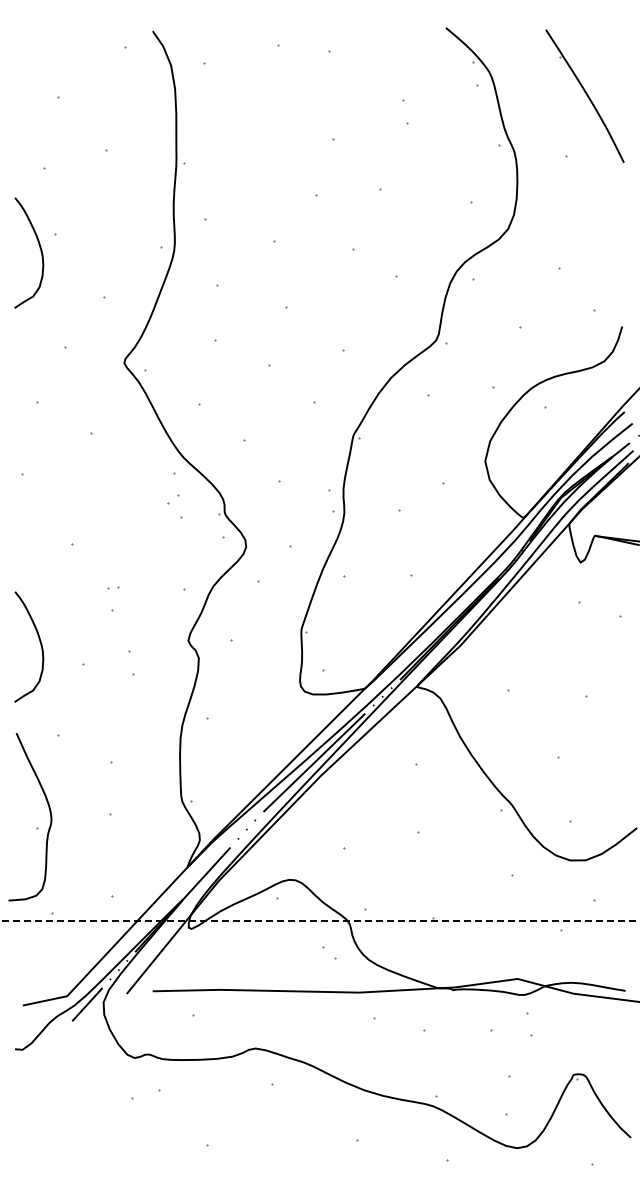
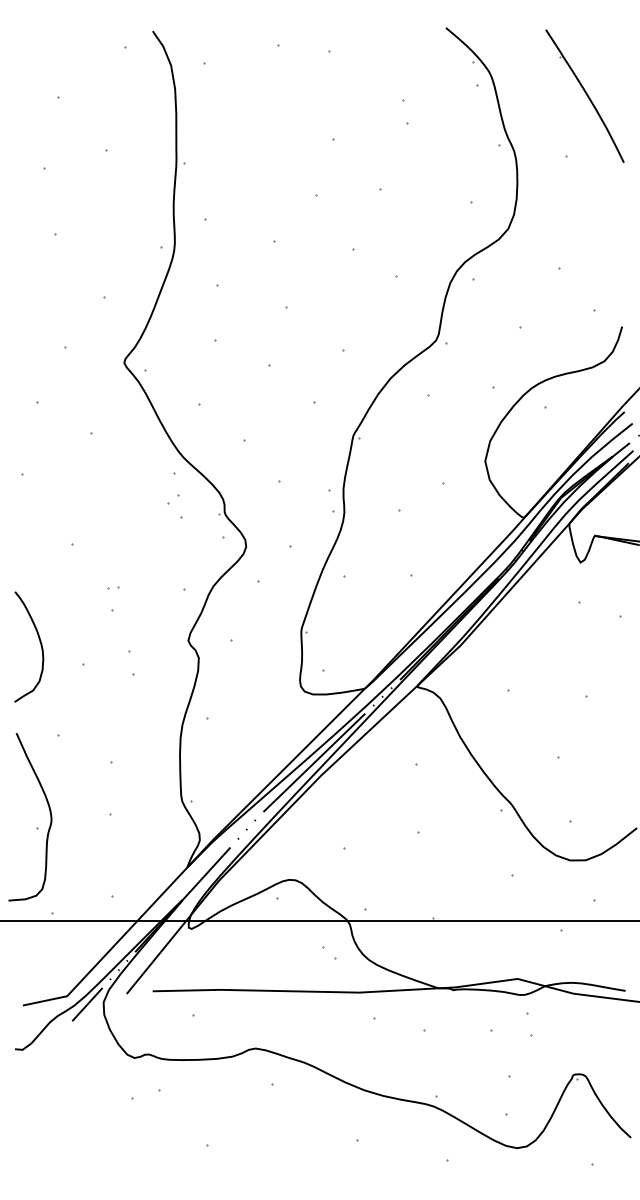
curve: present -> none (39, 248)
line: dashed -> solid (320, 921)
